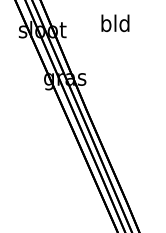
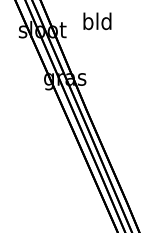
text position: (115, 22) -> (97, 20) (97, 20)
